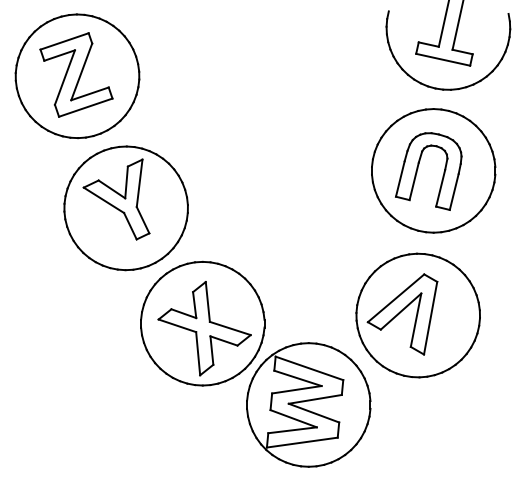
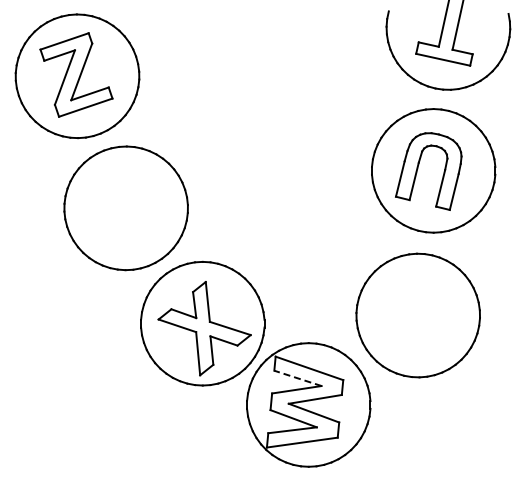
part: present -> none (116, 199)
part: present -> none (402, 314)
line: solid -> dashed (297, 378)
